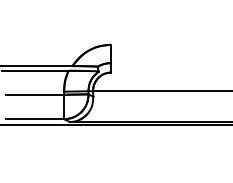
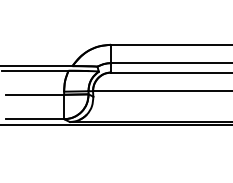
line: none -> present (170, 44)
line: none -> present (170, 63)
line: none -> present (170, 72)
